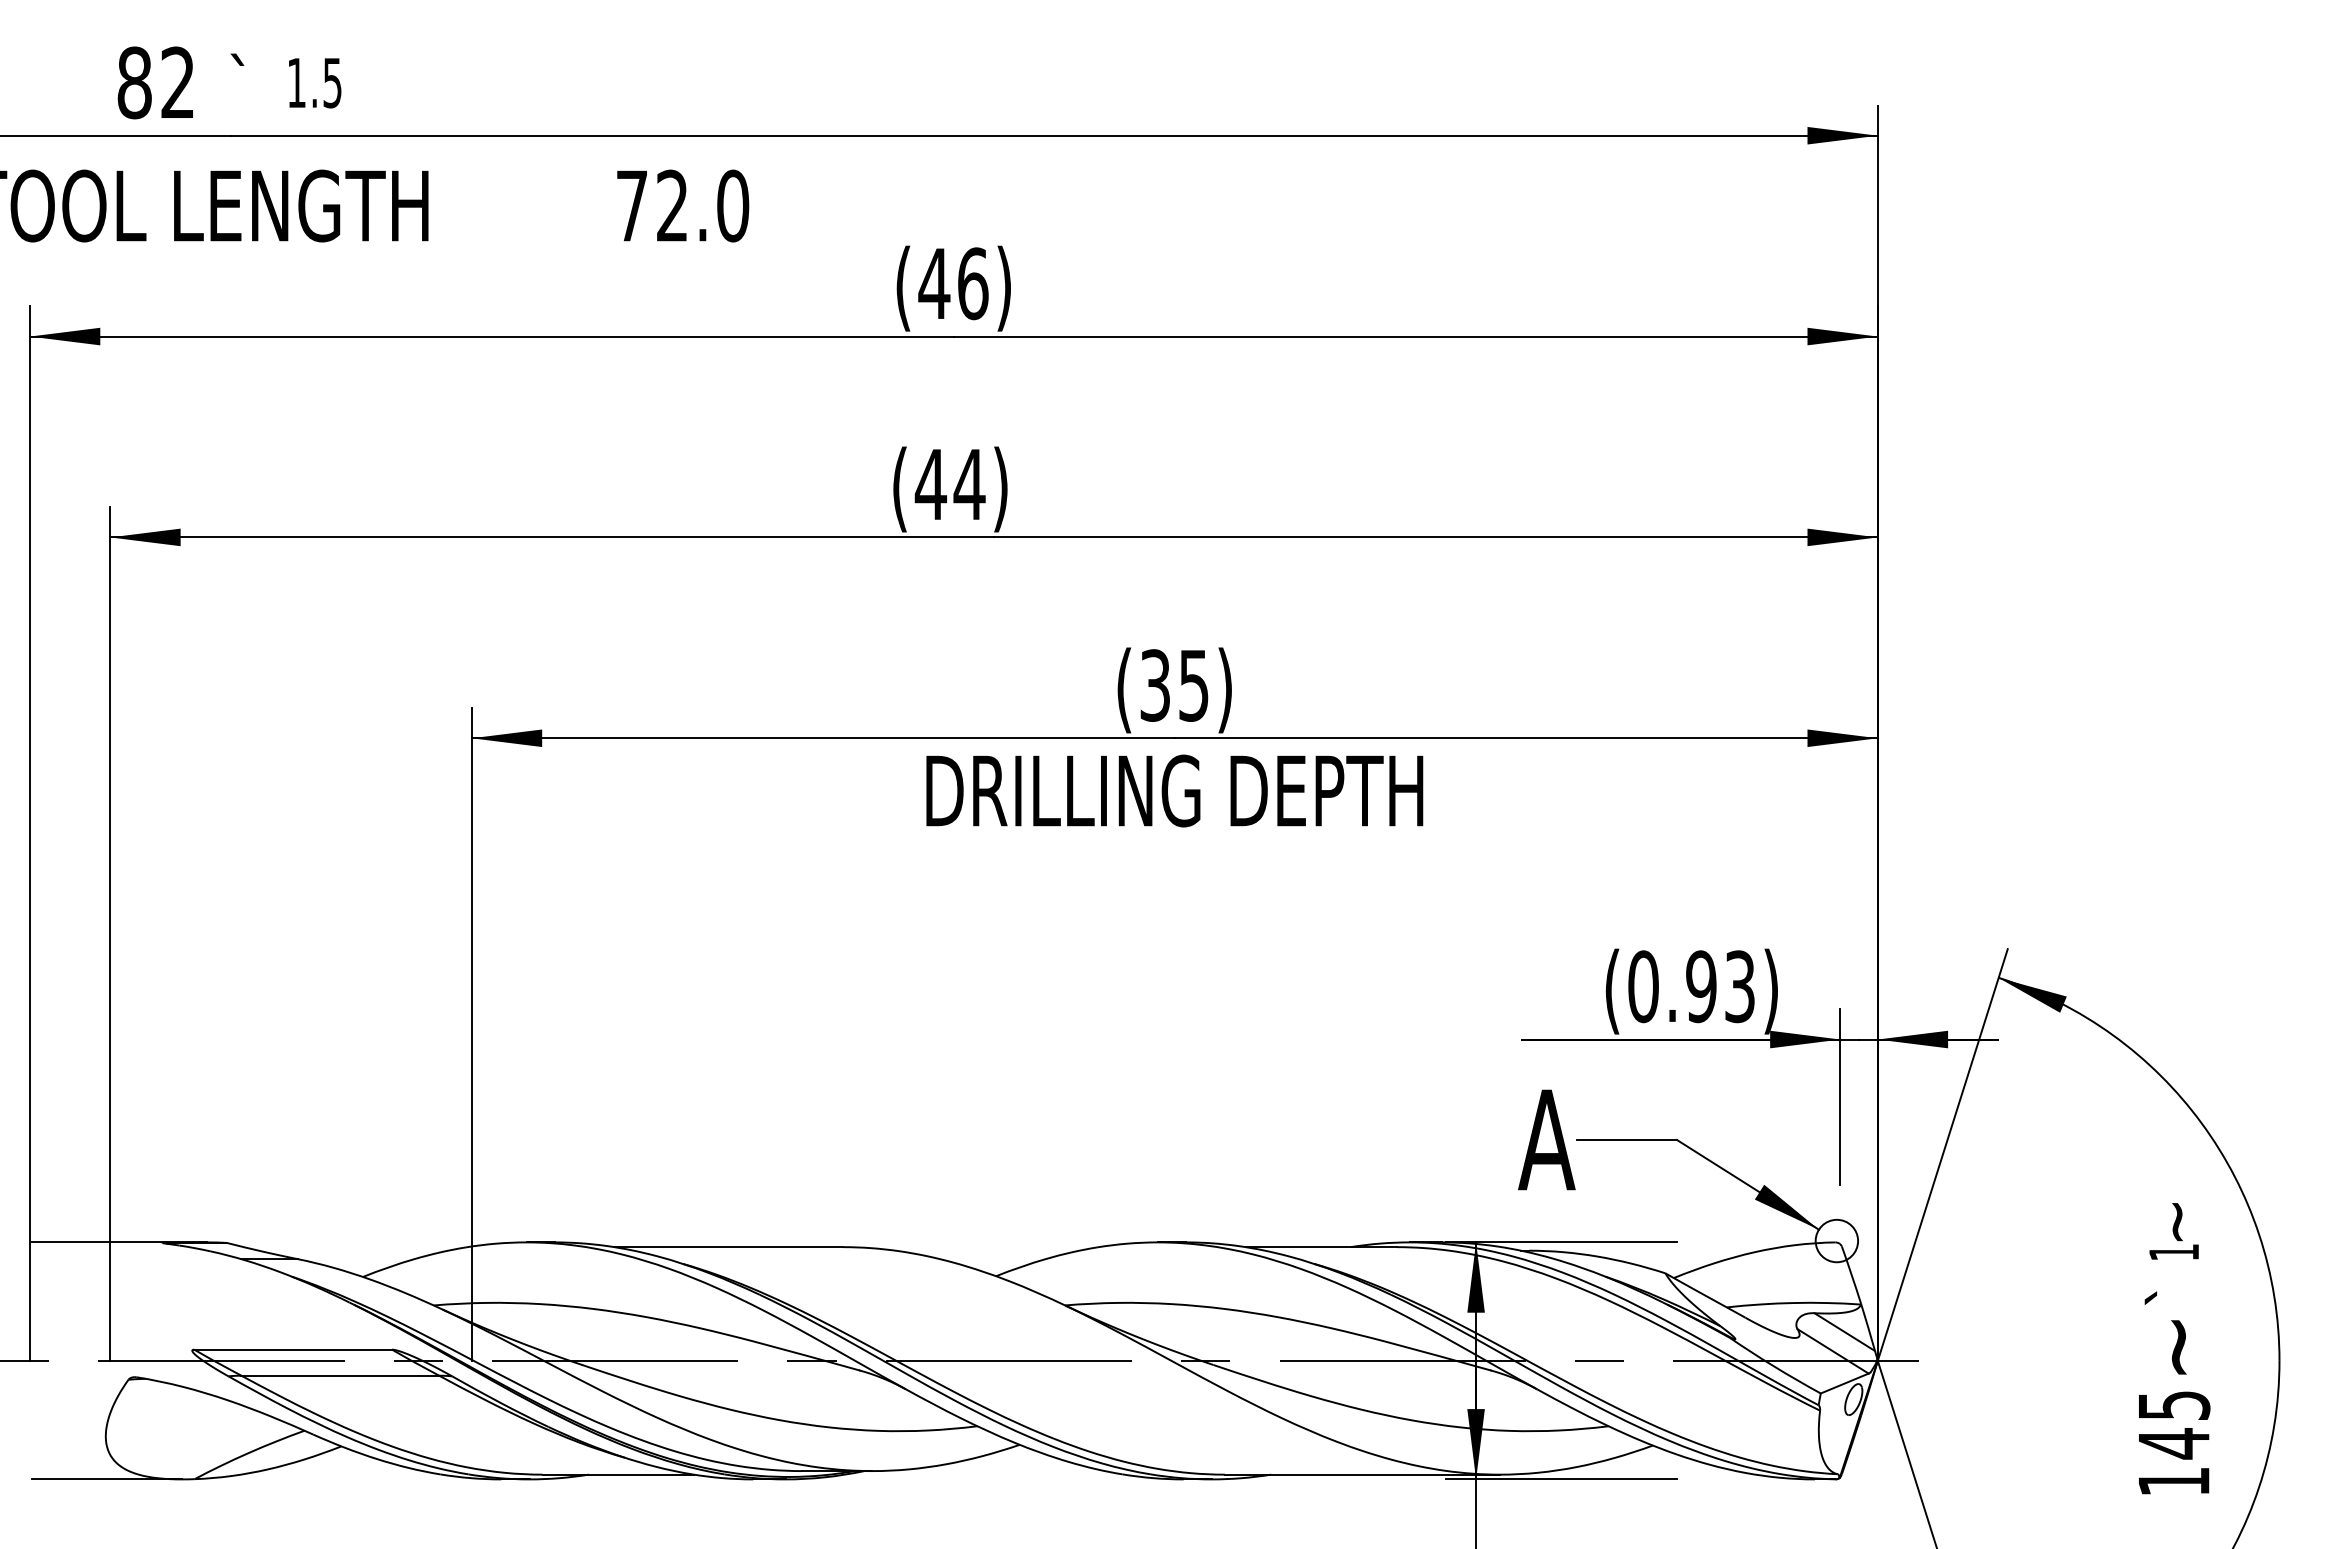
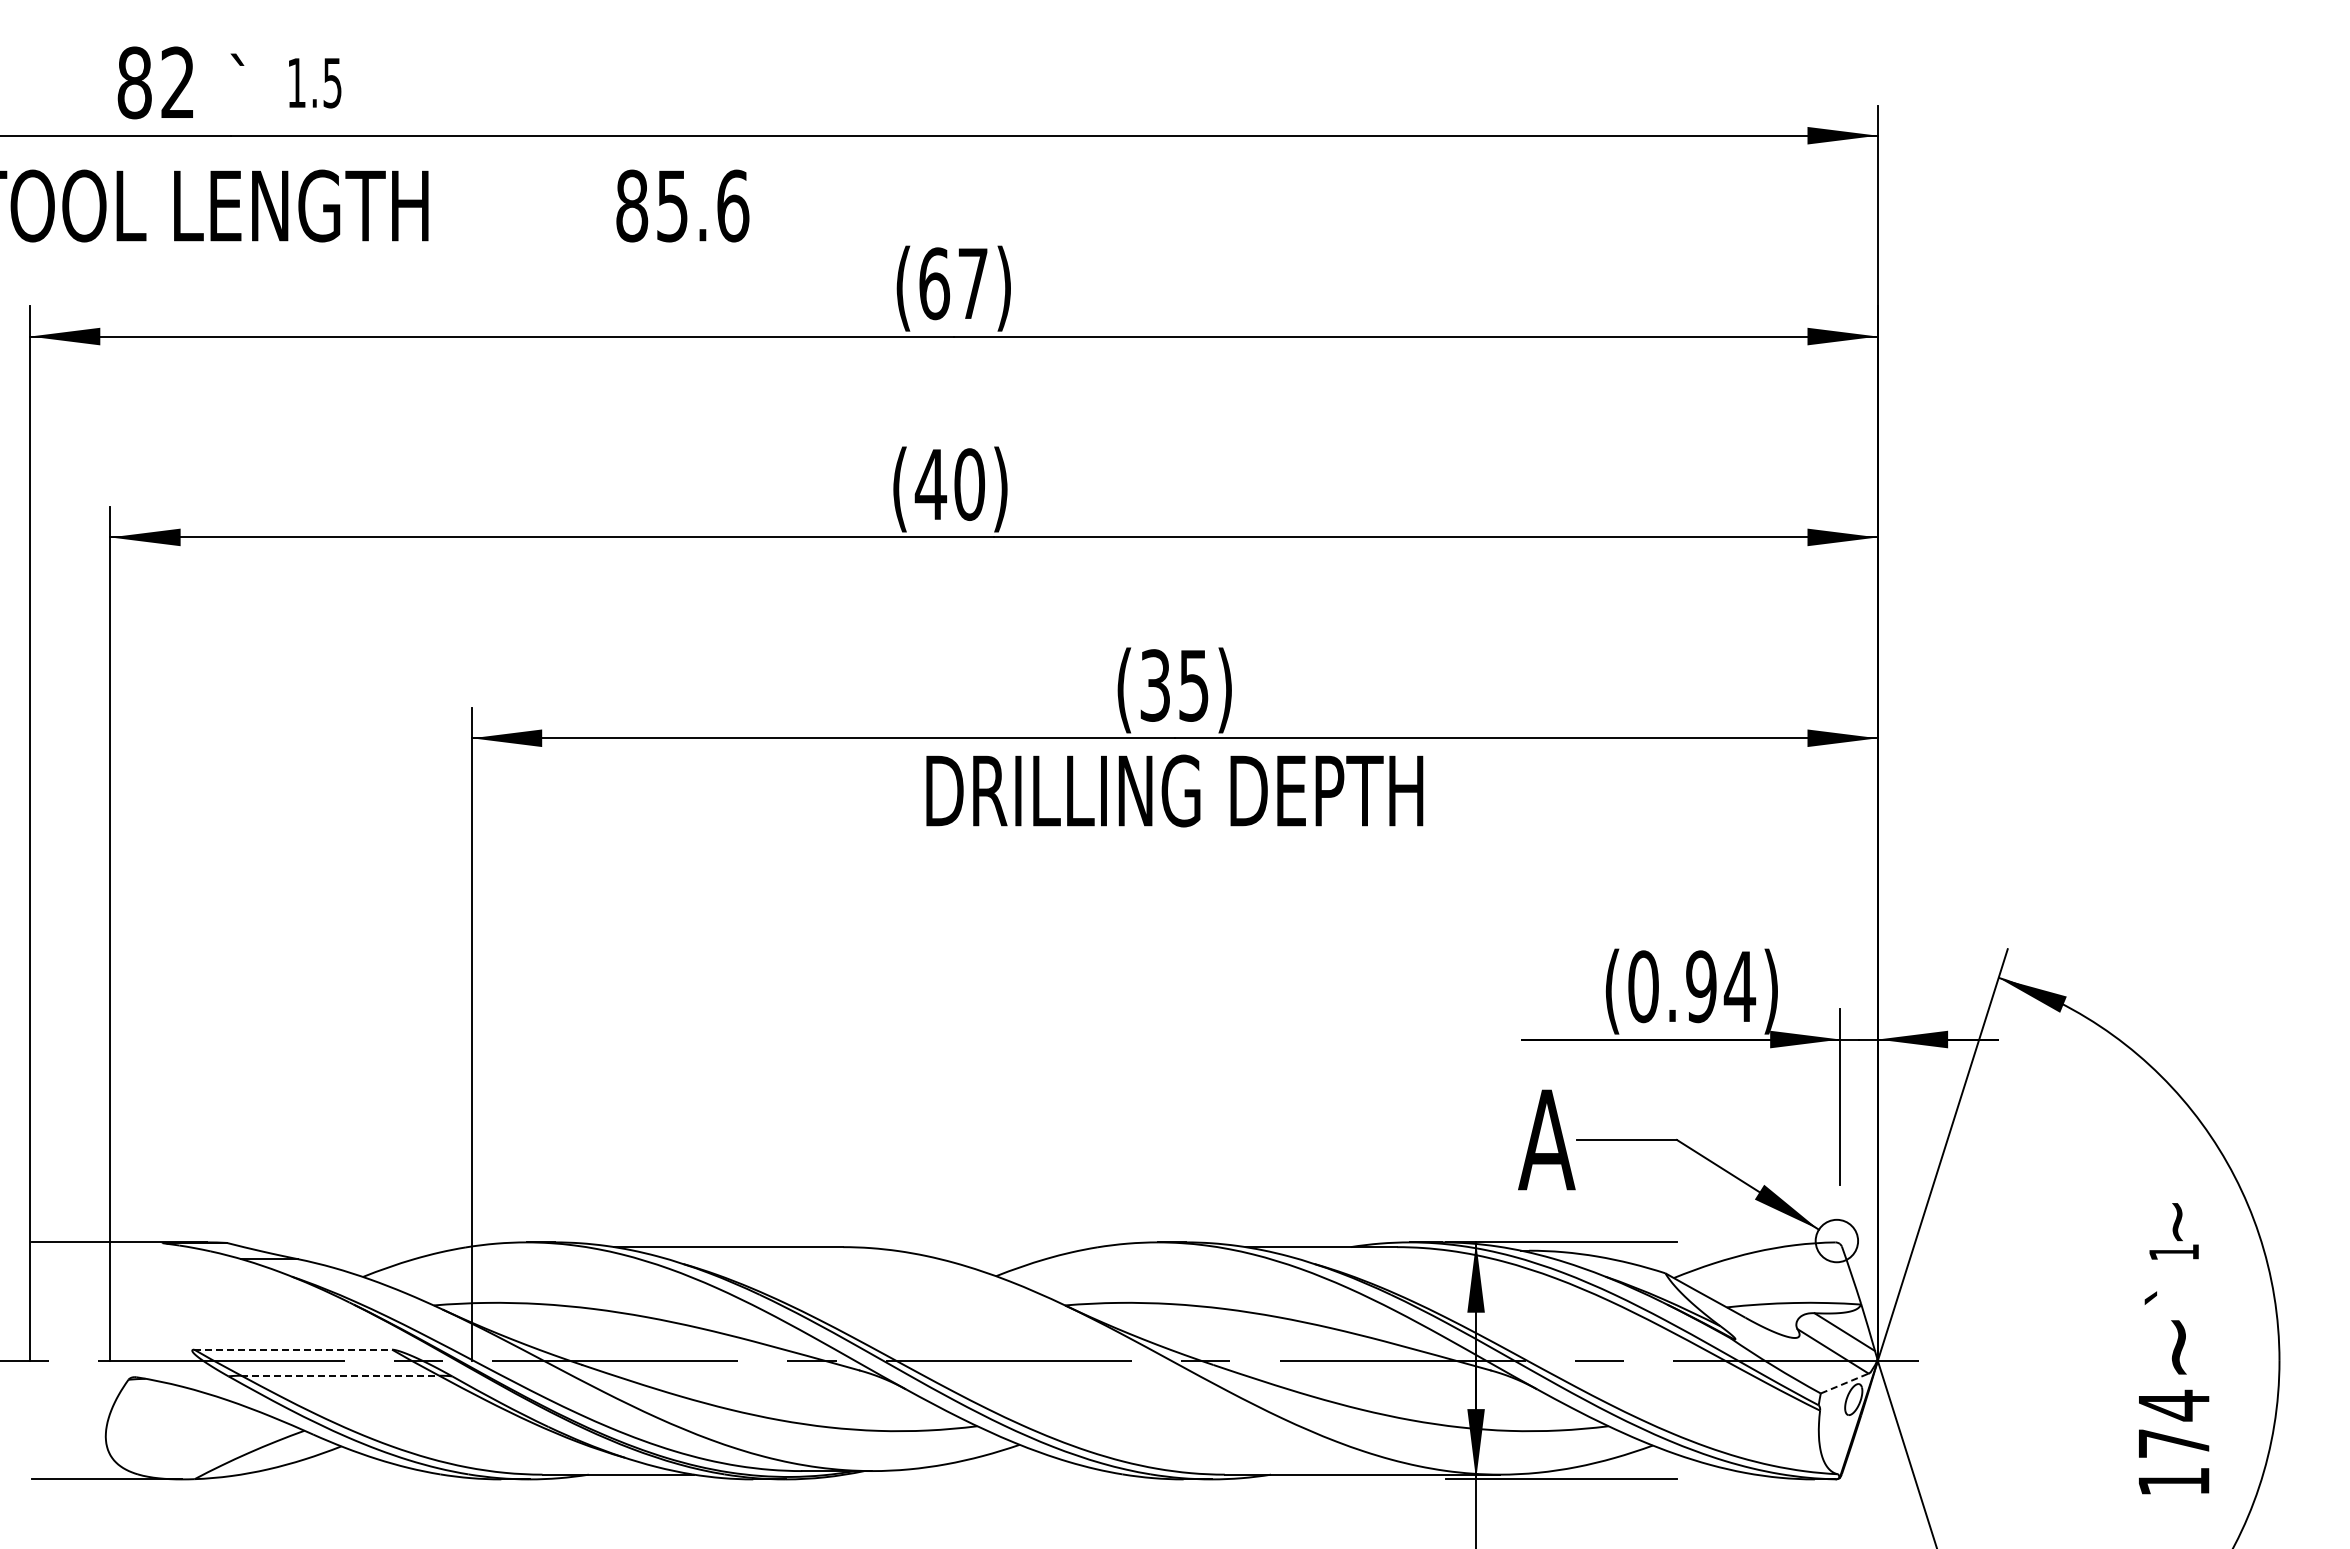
text: 72.0 -> 85.6 (682, 205)
text: (46) -> (67) (953, 283)
text: (44) -> (40) (969, 484)
text: (0.93) -> (0.94) (1739, 986)
line: solid -> dashed (293, 1349)
line: solid -> dashed (340, 1375)
line: solid -> dashed (1844, 1383)
text: 145 -> 174 (2174, 1424)
